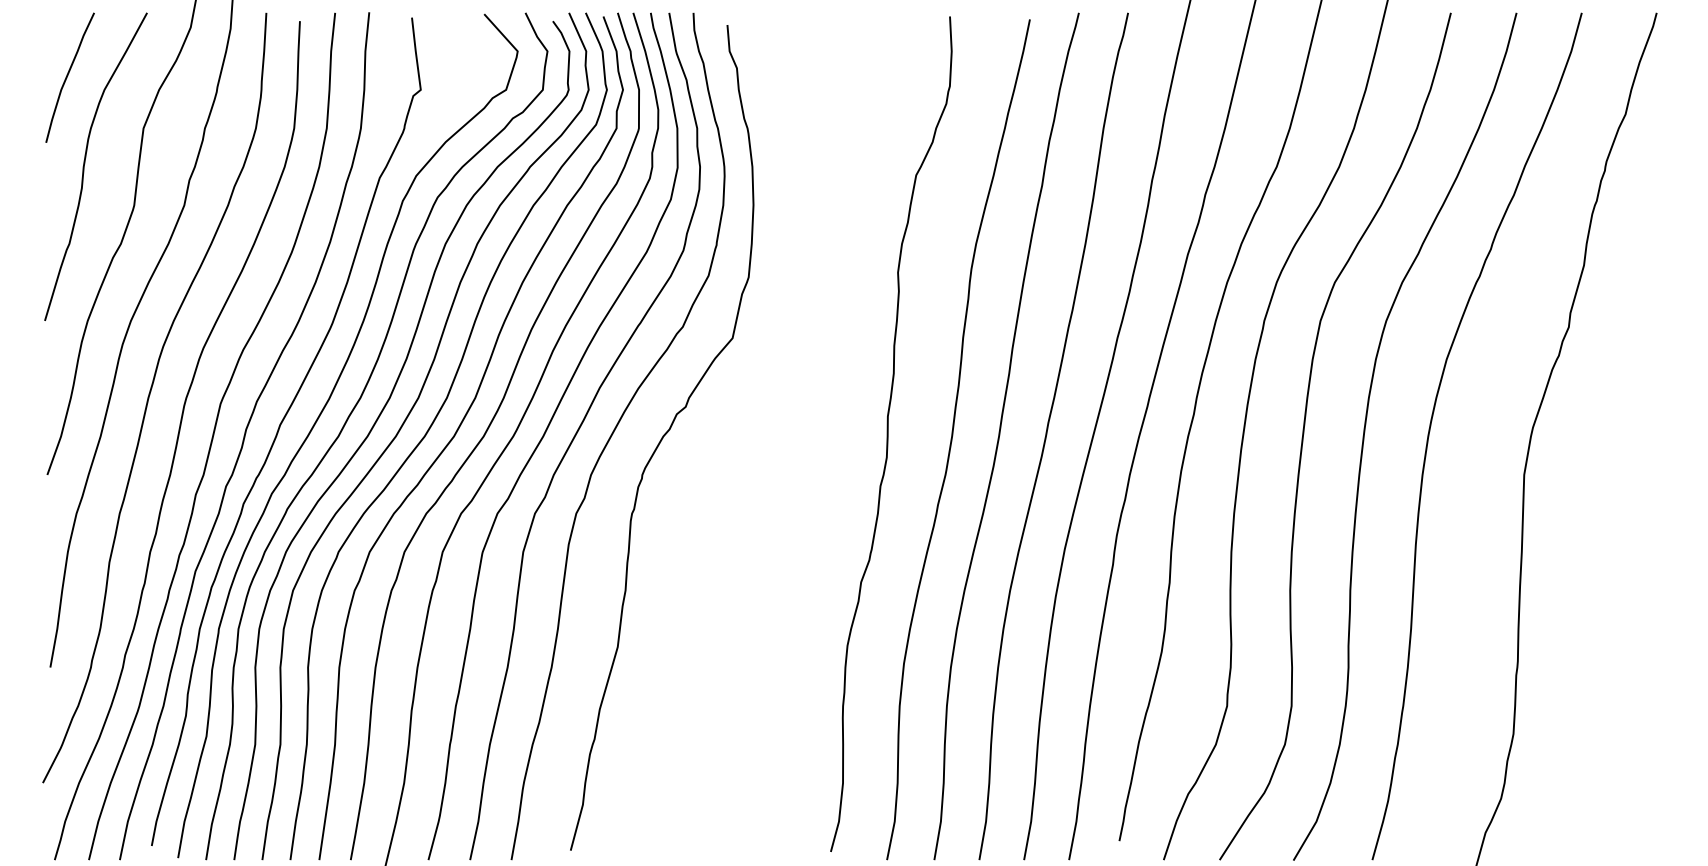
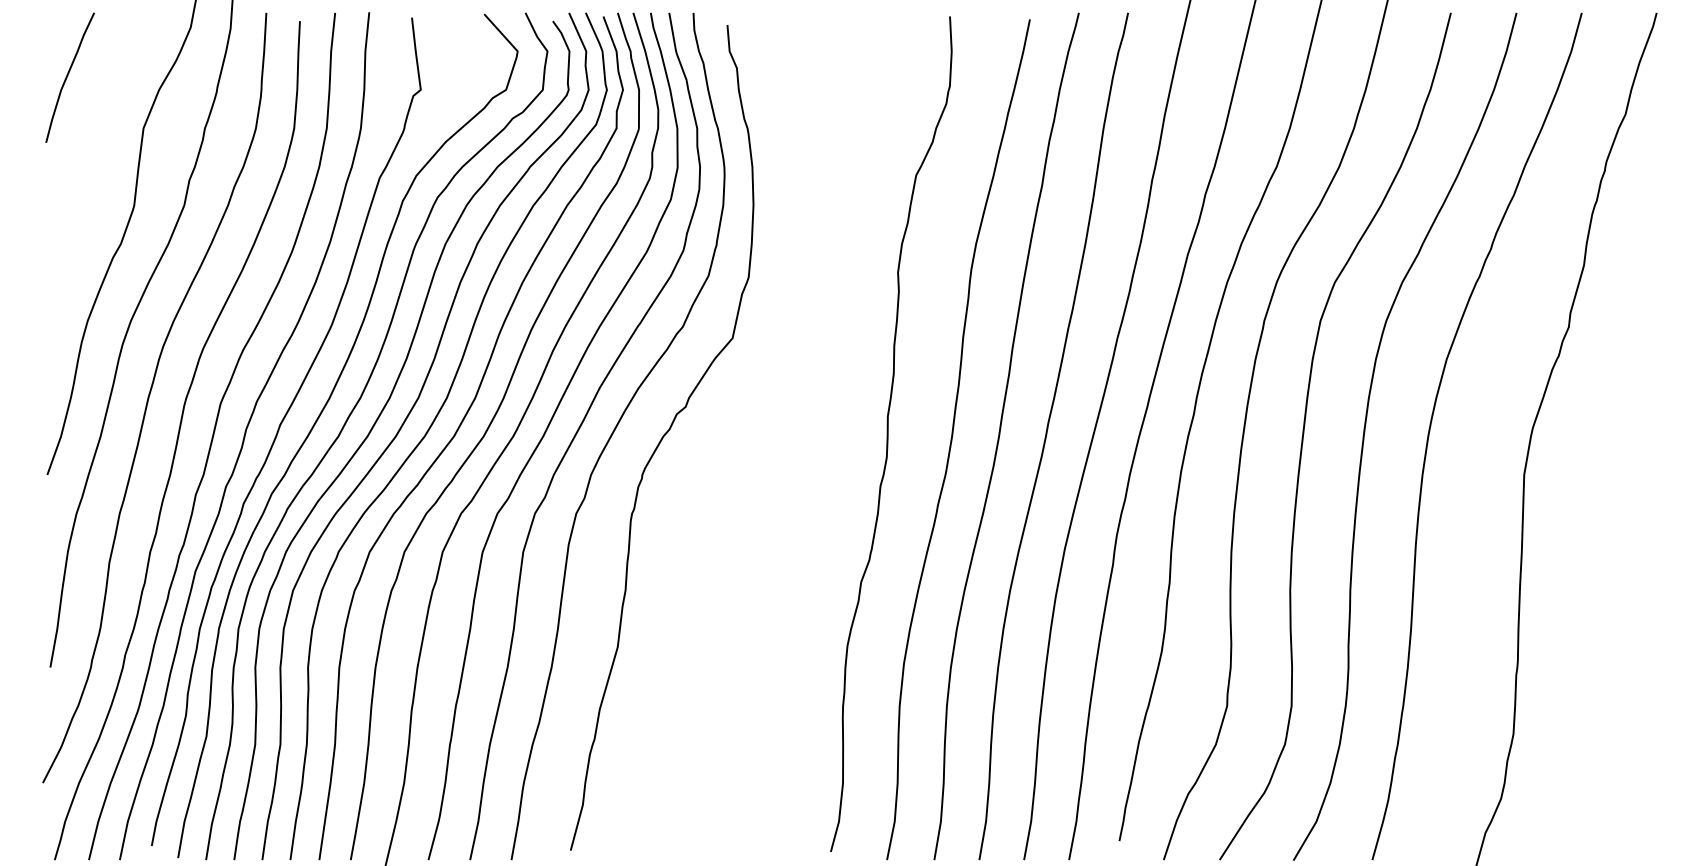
curve: present -> none (85, 163)
